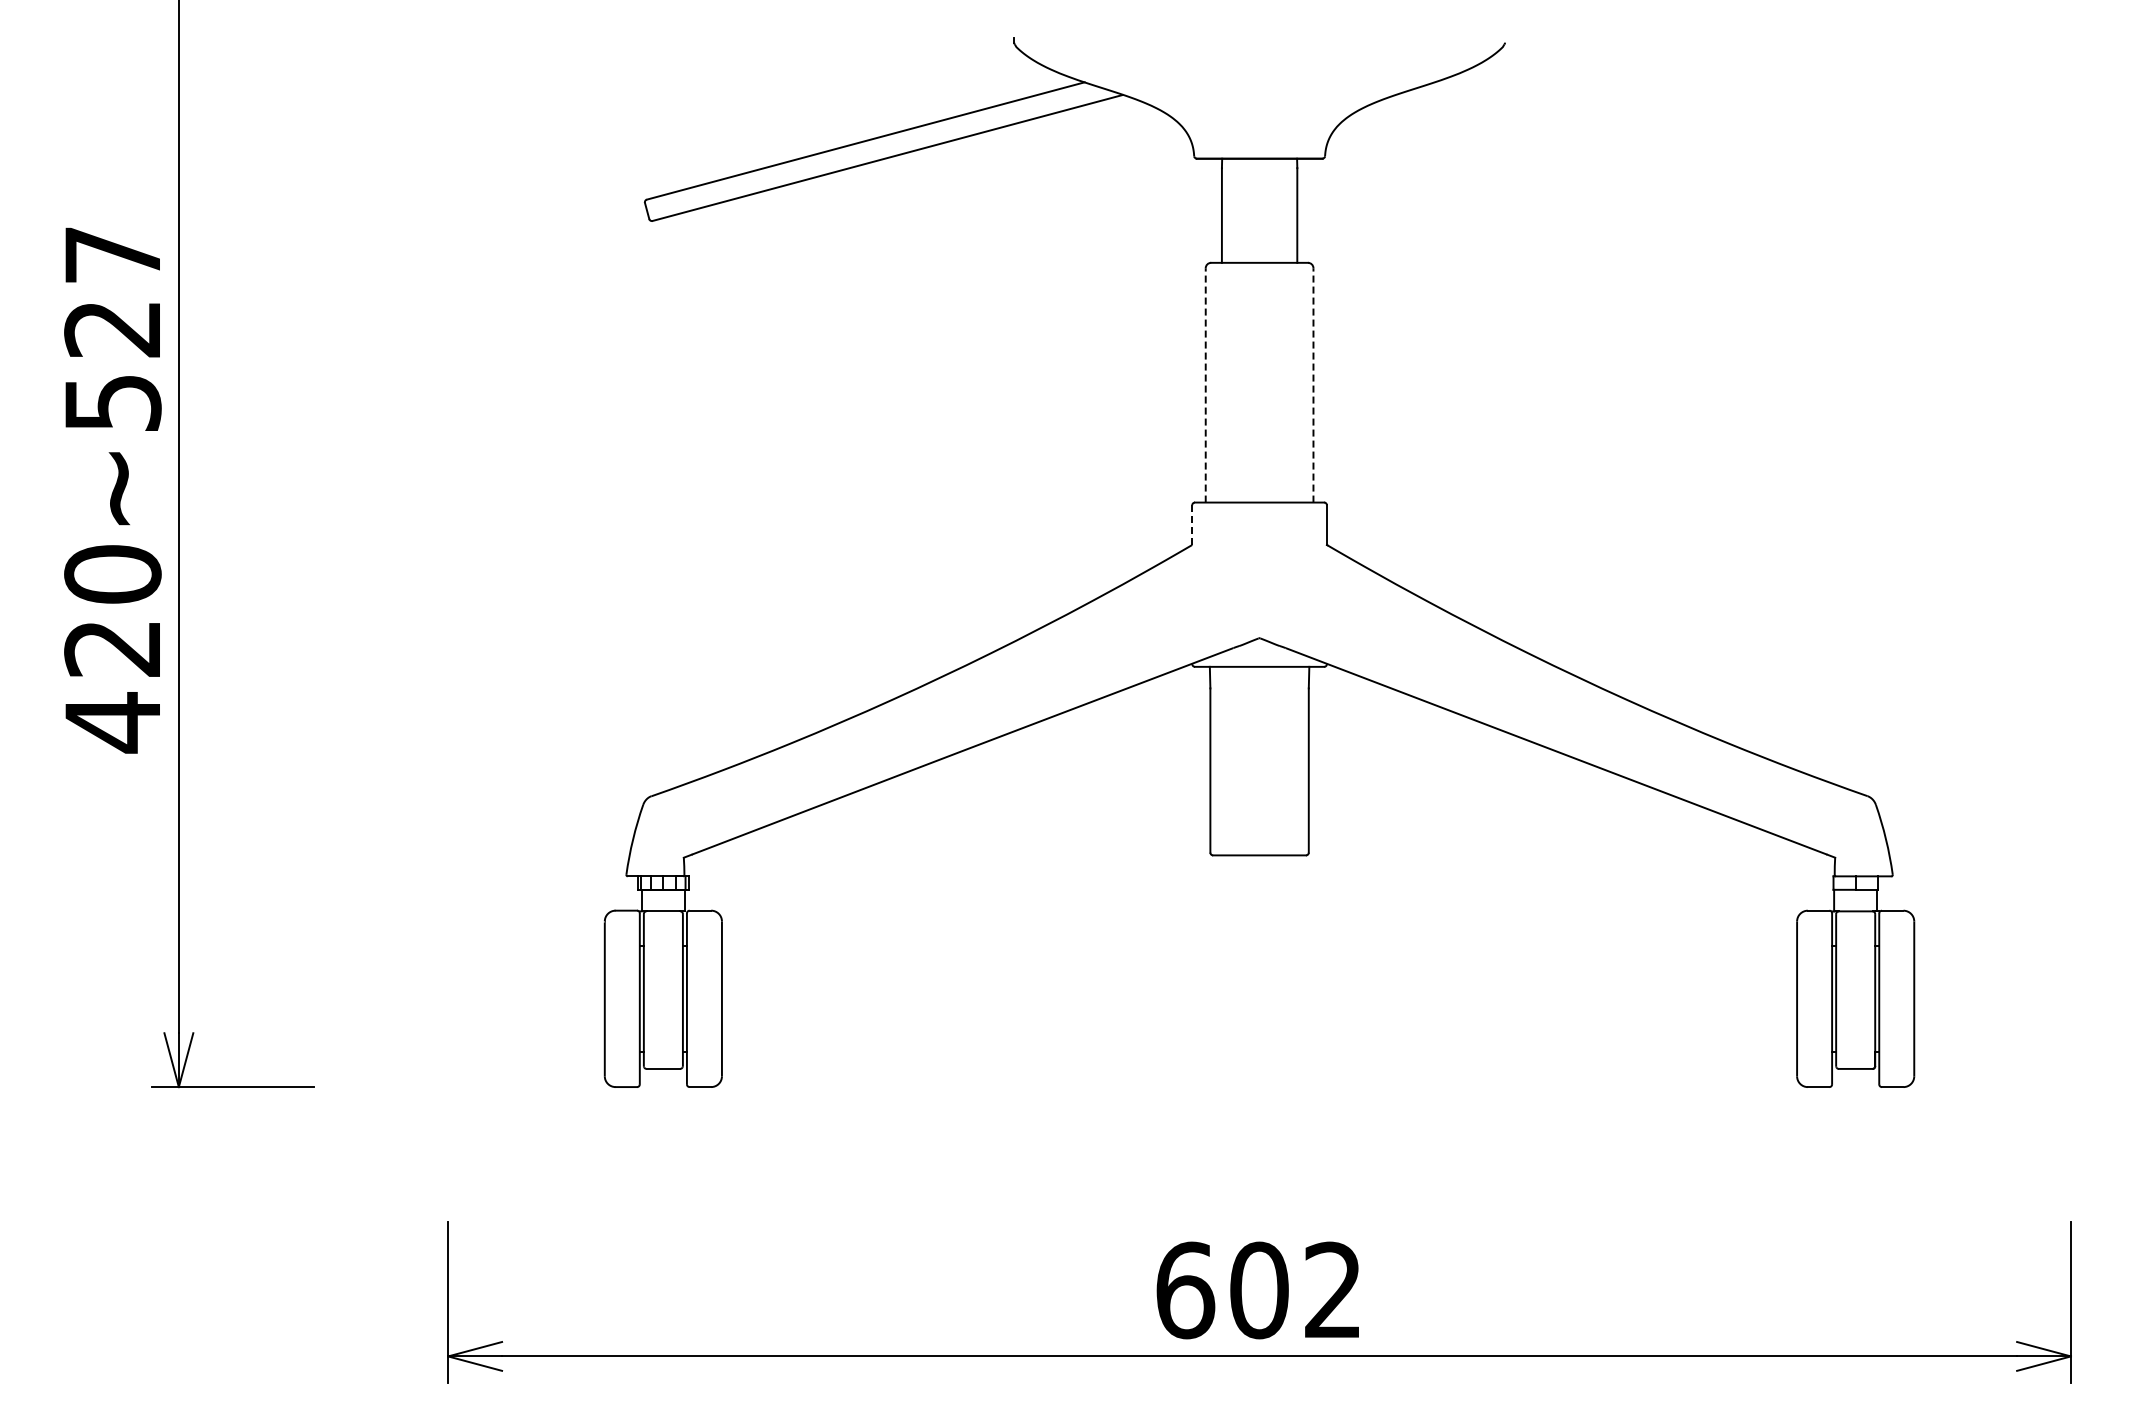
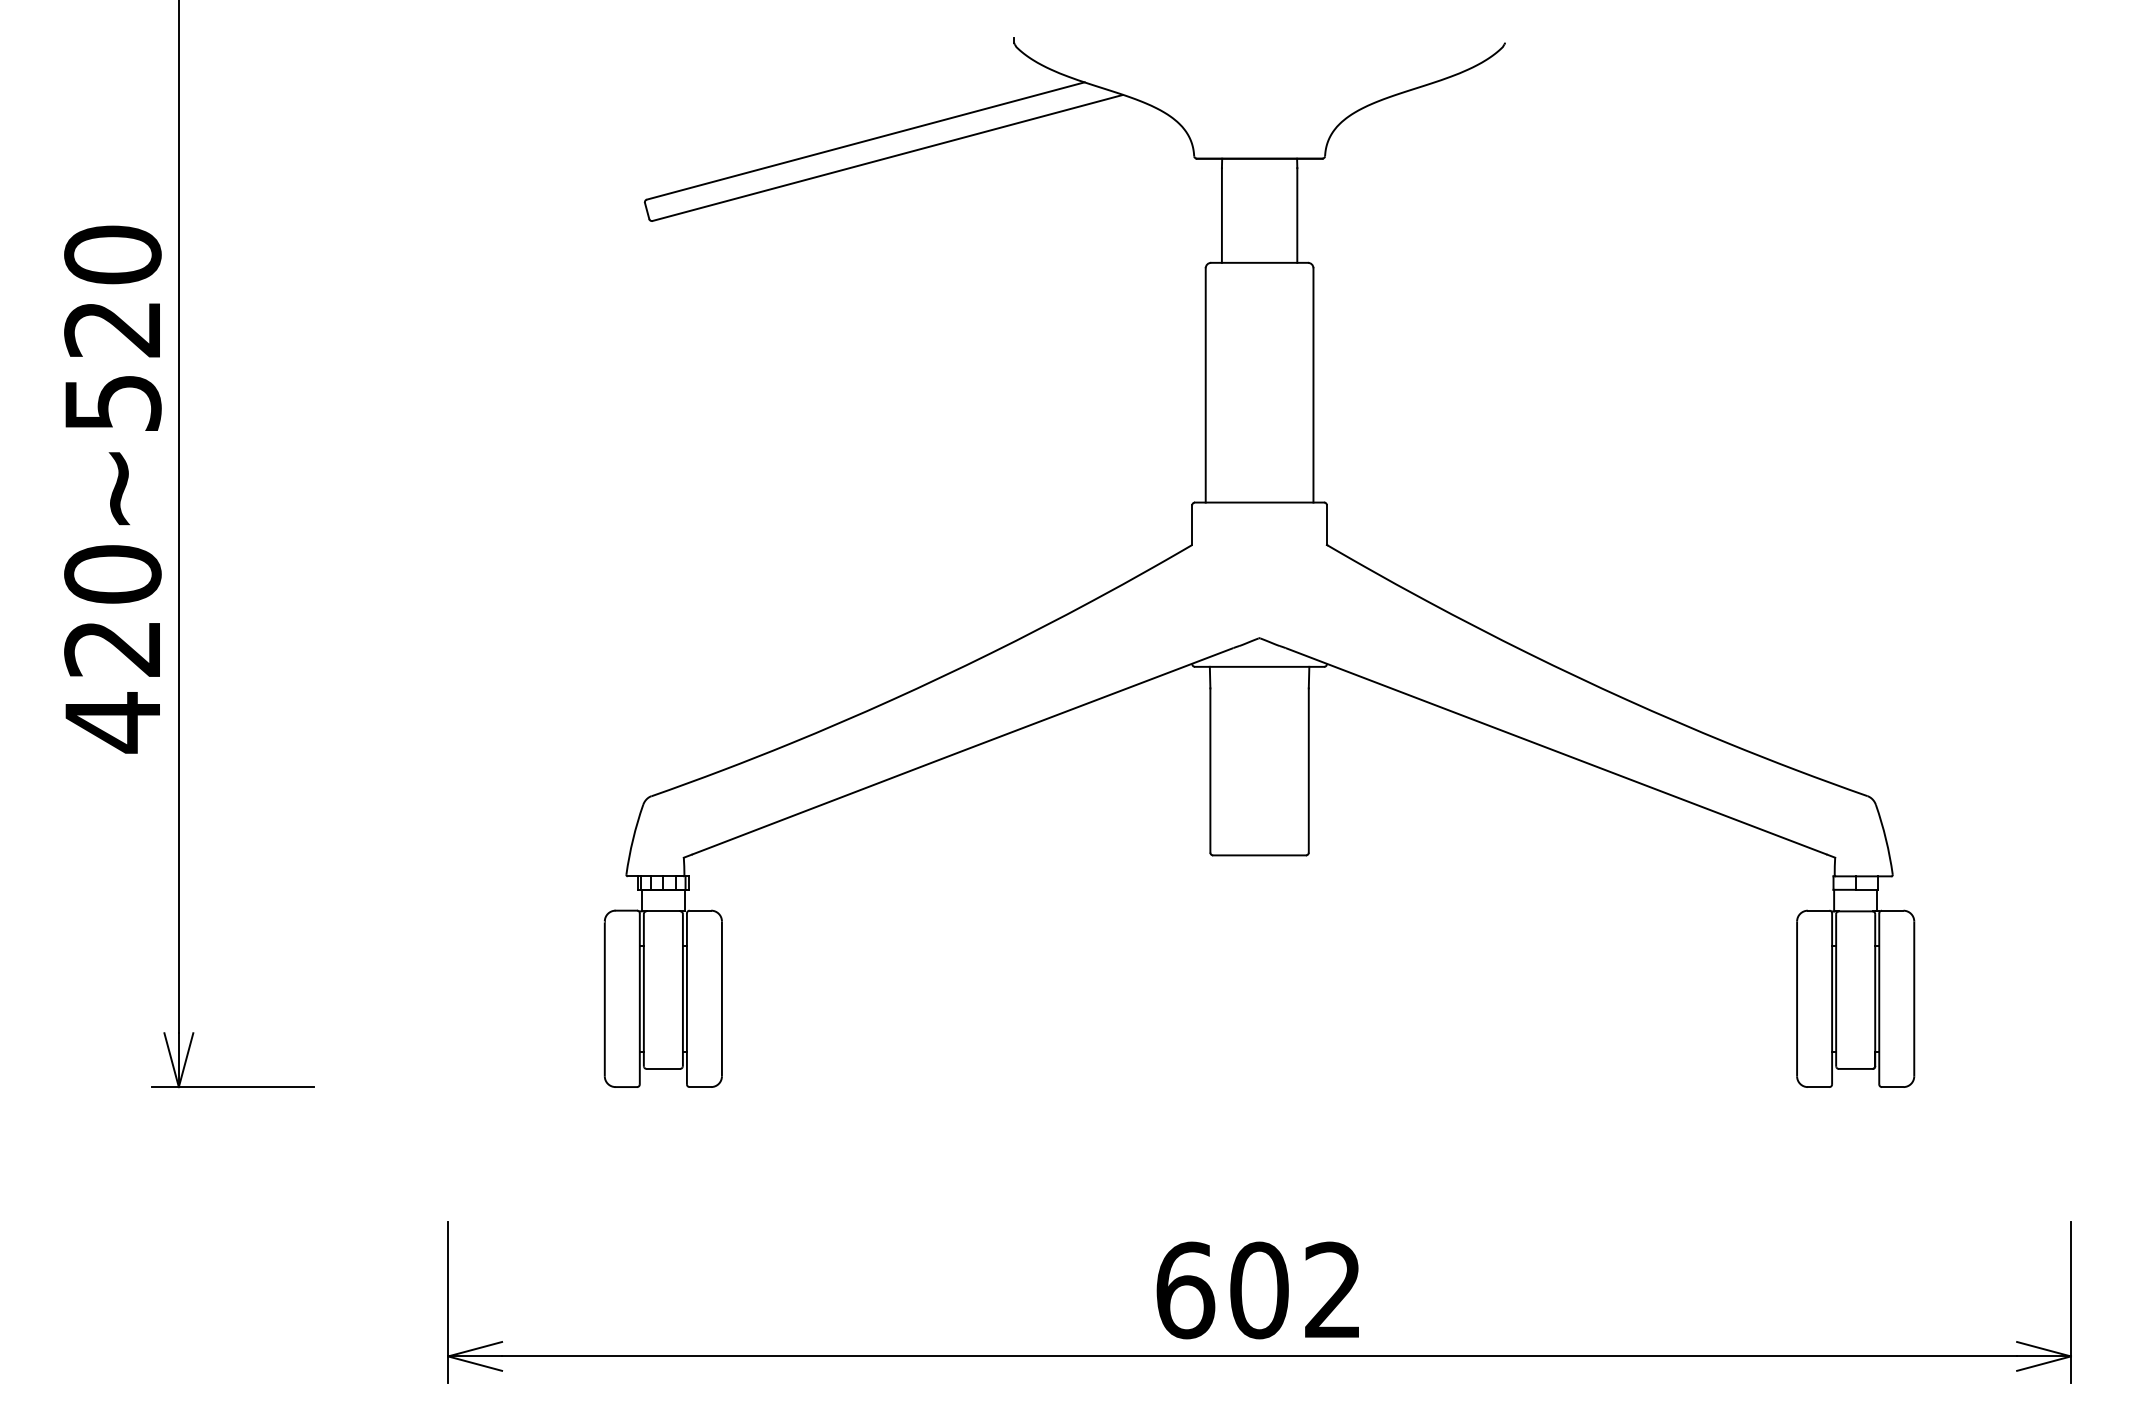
text: 420~527 -> 420~520 (112, 254)
line: dashed -> solid (1205, 384)
line: dashed -> solid (1313, 384)
line: dashed -> solid (1192, 525)
